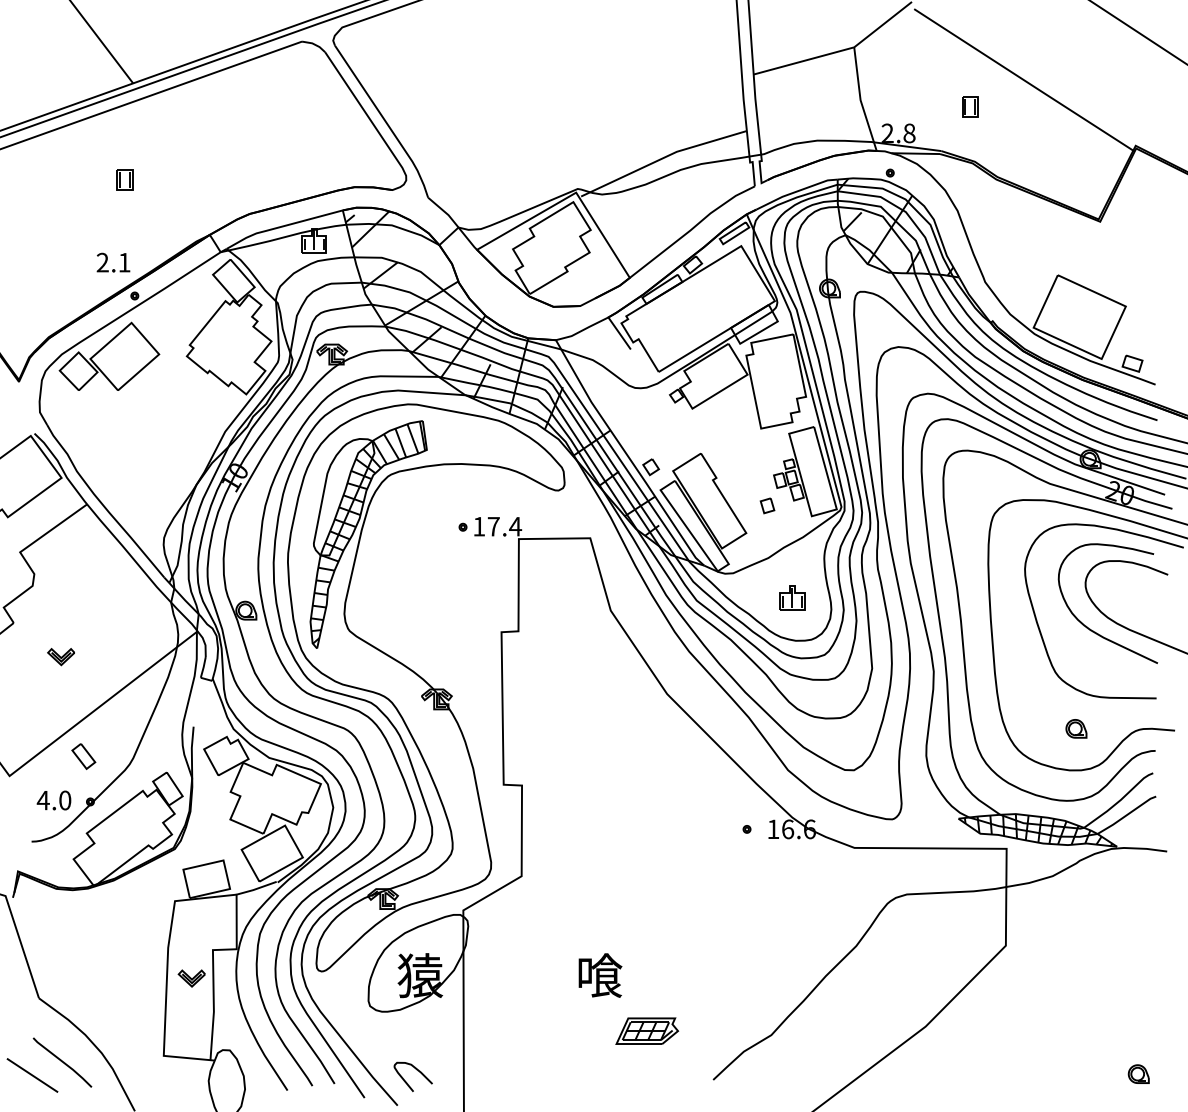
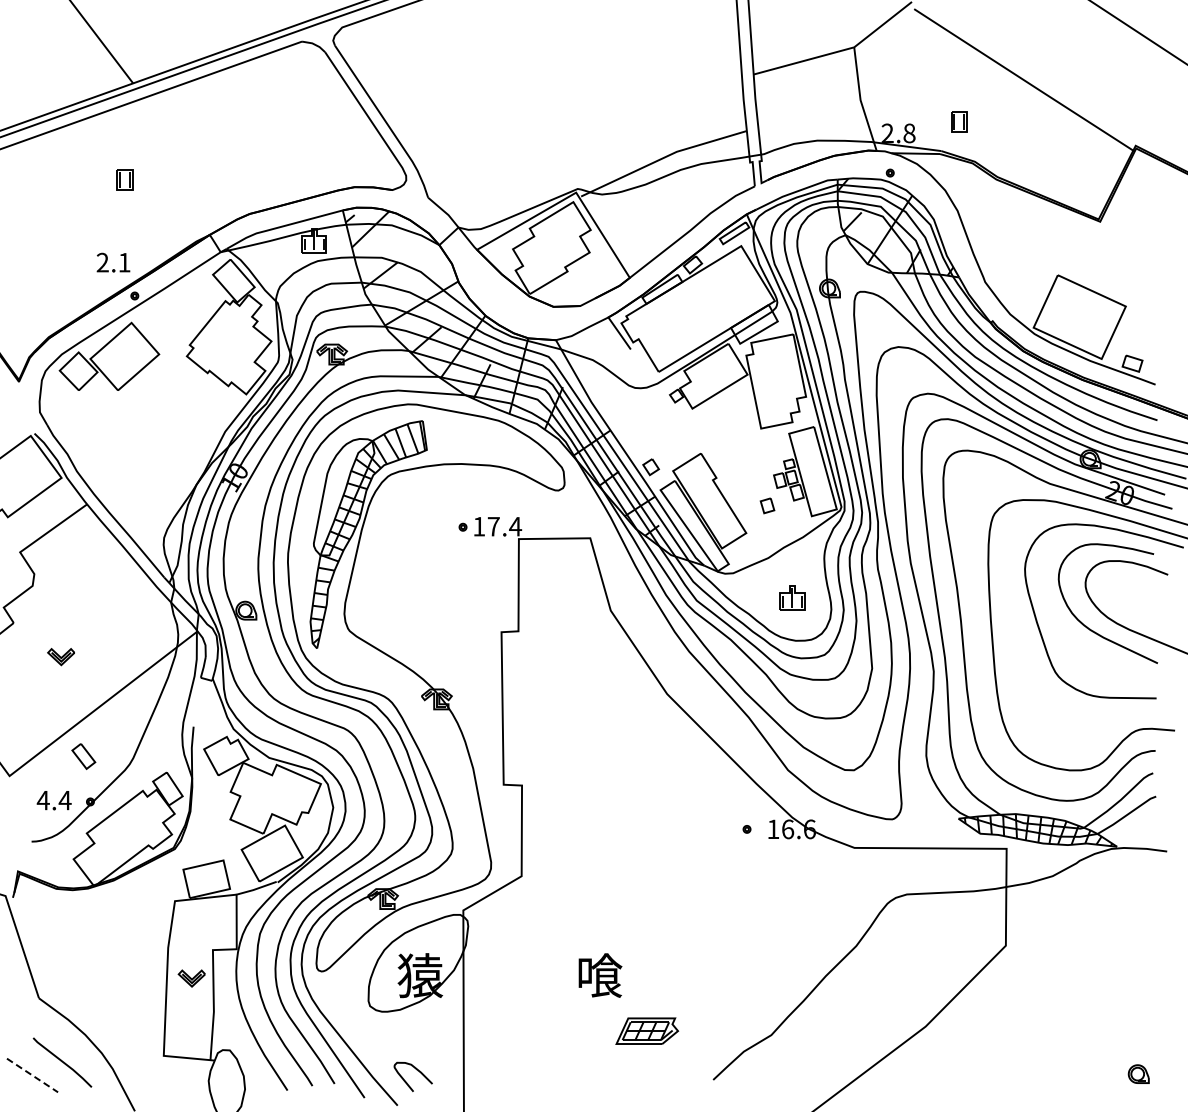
part position: (970, 106) -> (959, 121) (959, 121)
part: present -> none (1076, 728)
text: 4.0 -> 4.4 (64, 800)
line: solid -> dashed (32, 1075)
